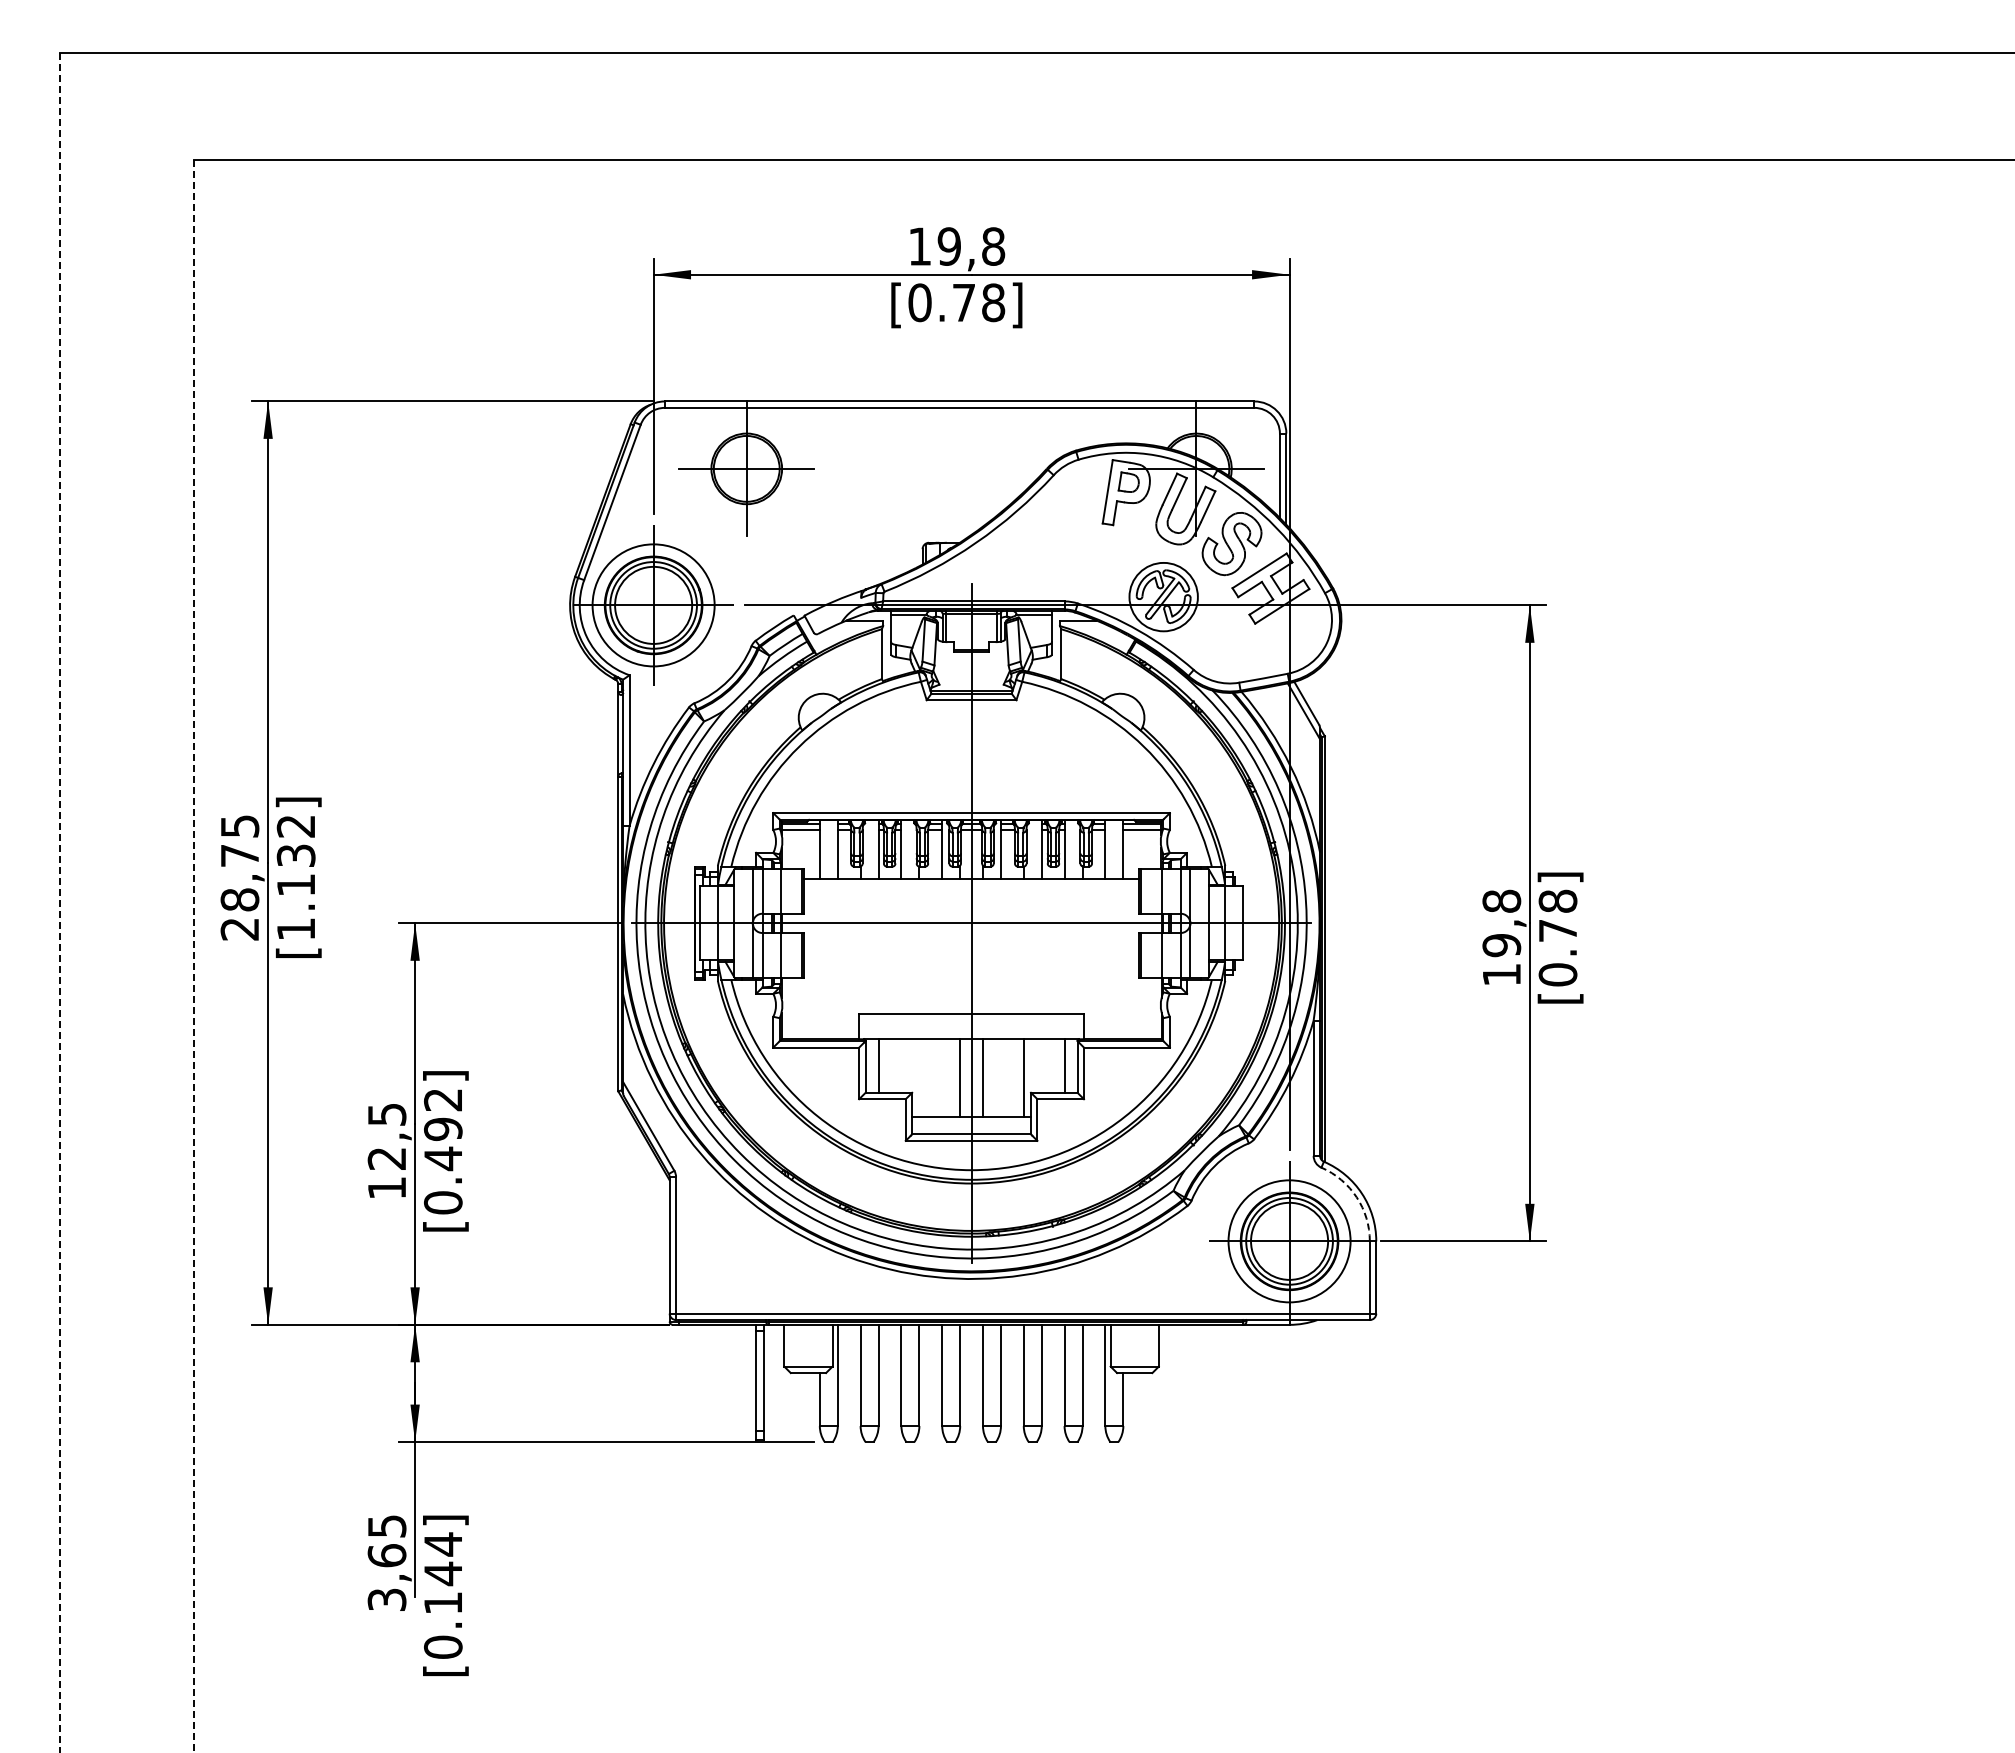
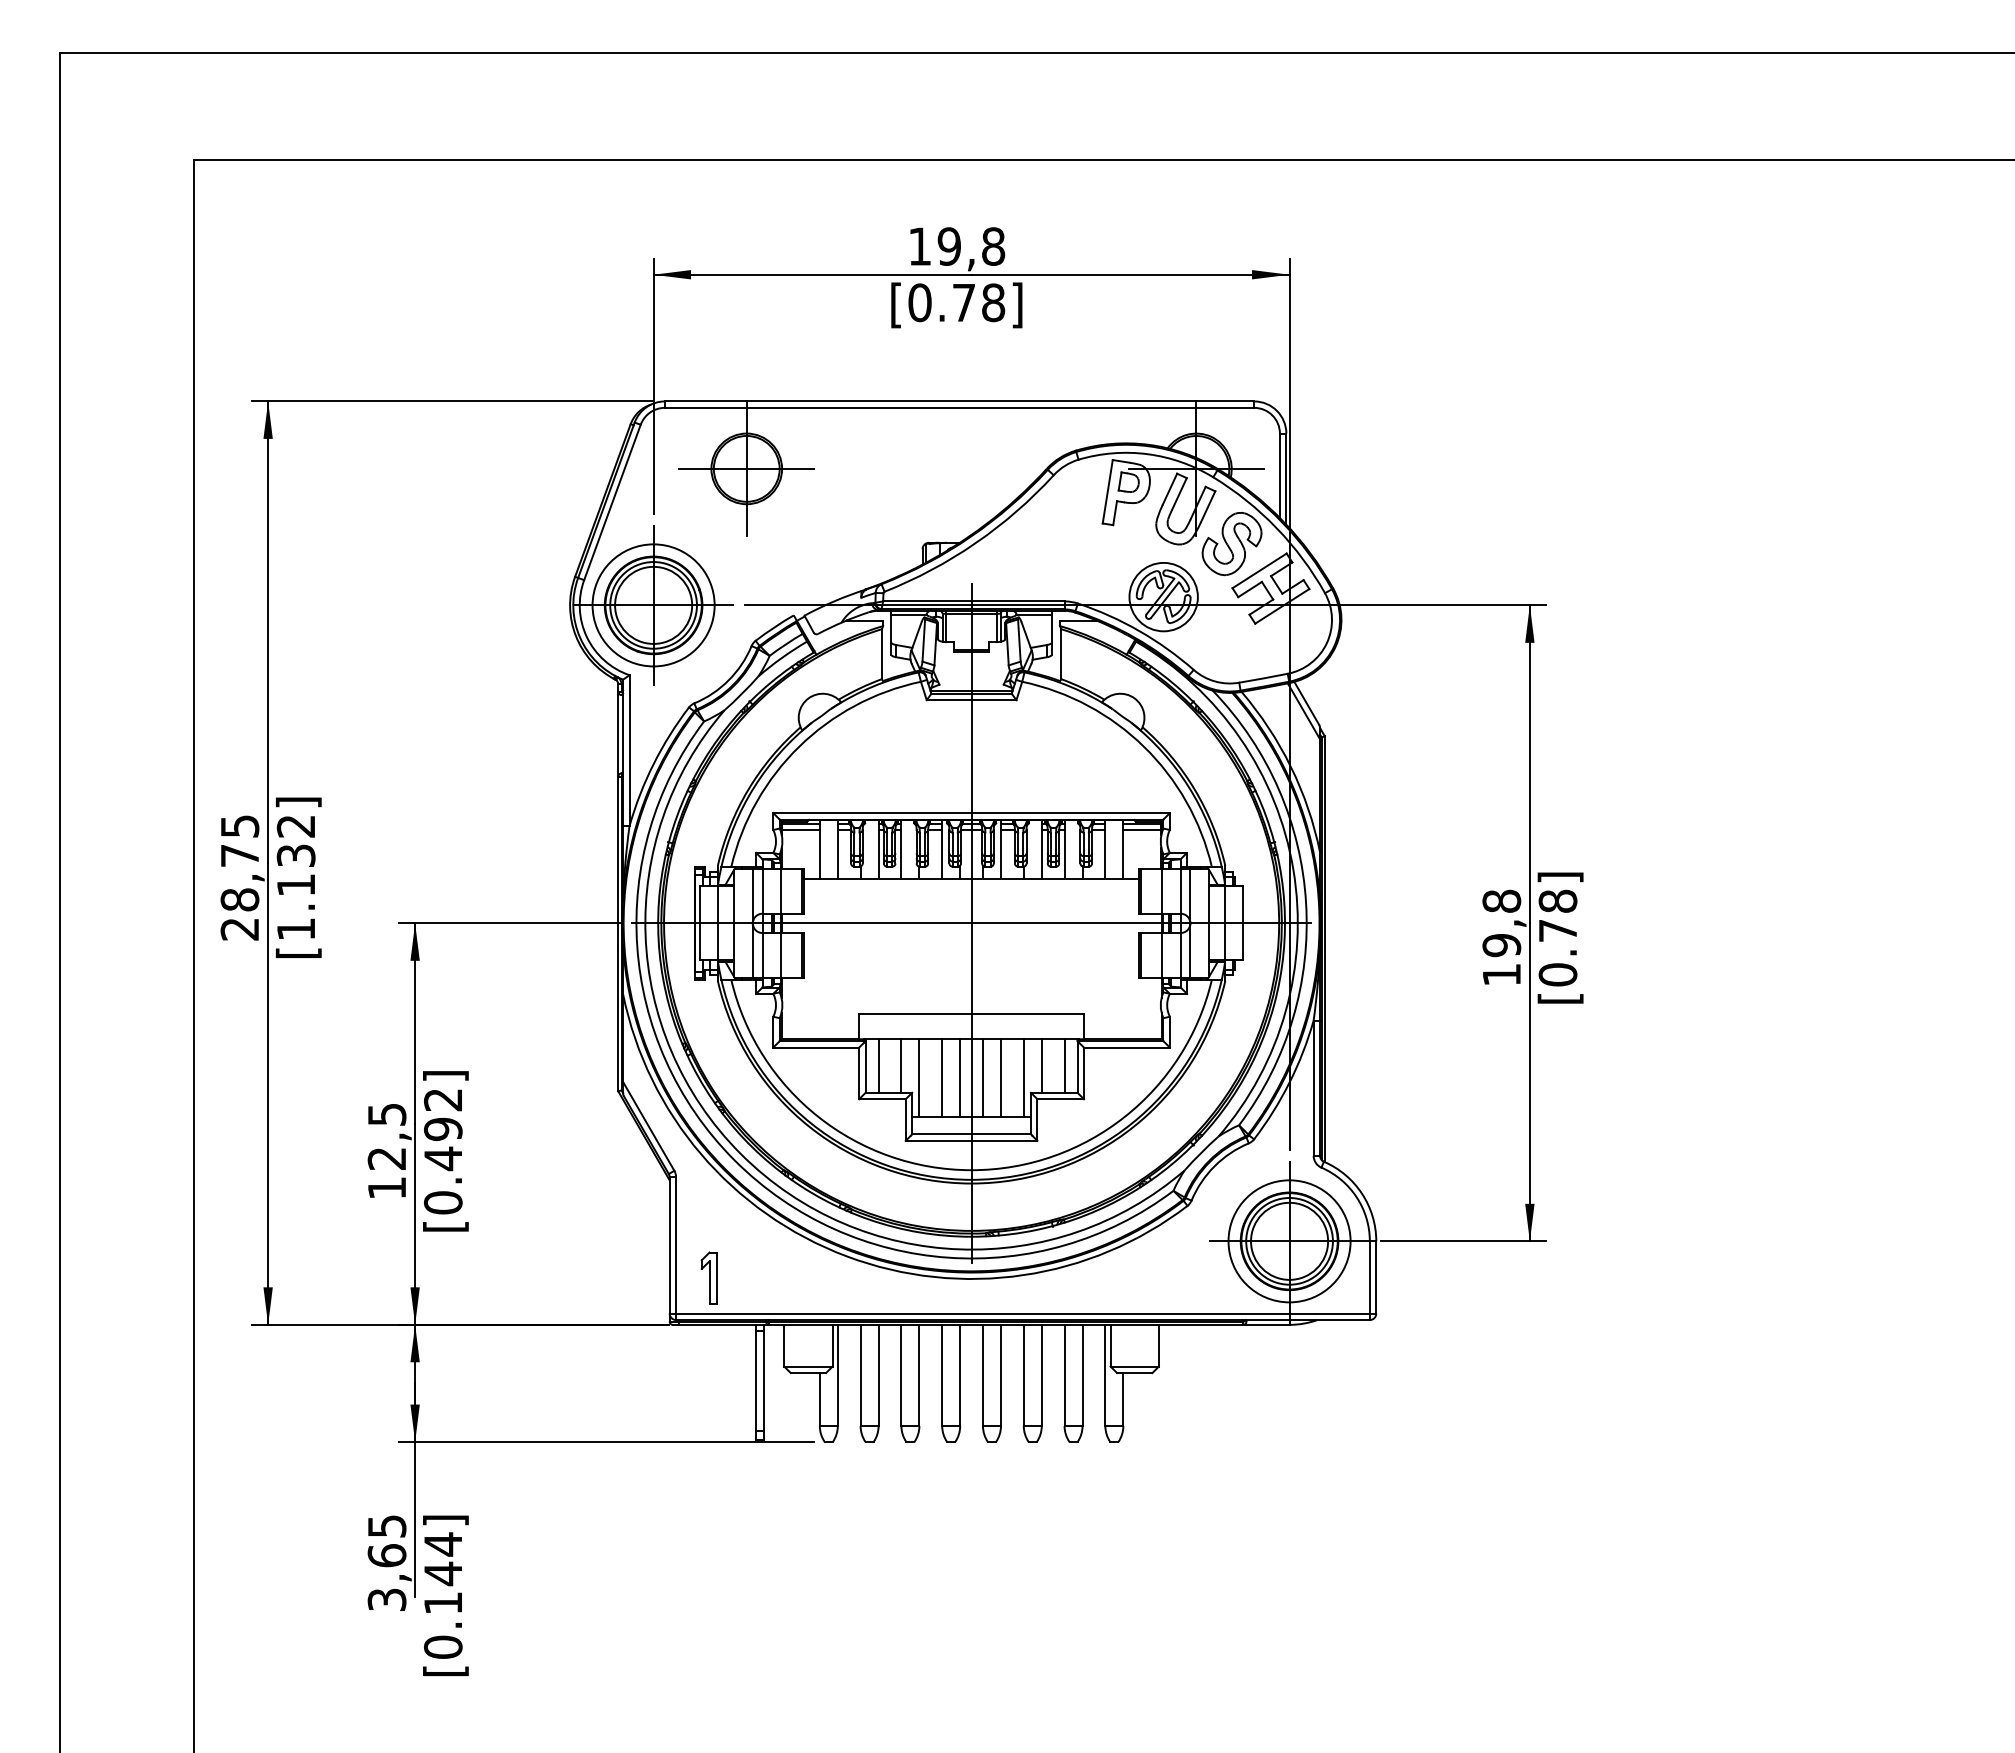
line: dashed -> solid (60, 902)
line: dashed -> solid (194, 956)
line: none -> present (901, 1065)
line: none -> present (1041, 1065)
line: none -> present (919, 1078)
line: none -> present (942, 1078)
line: none -> present (1000, 1078)
arc: dashed -> solid (1356, 1197)
part: none -> present (708, 1277)
